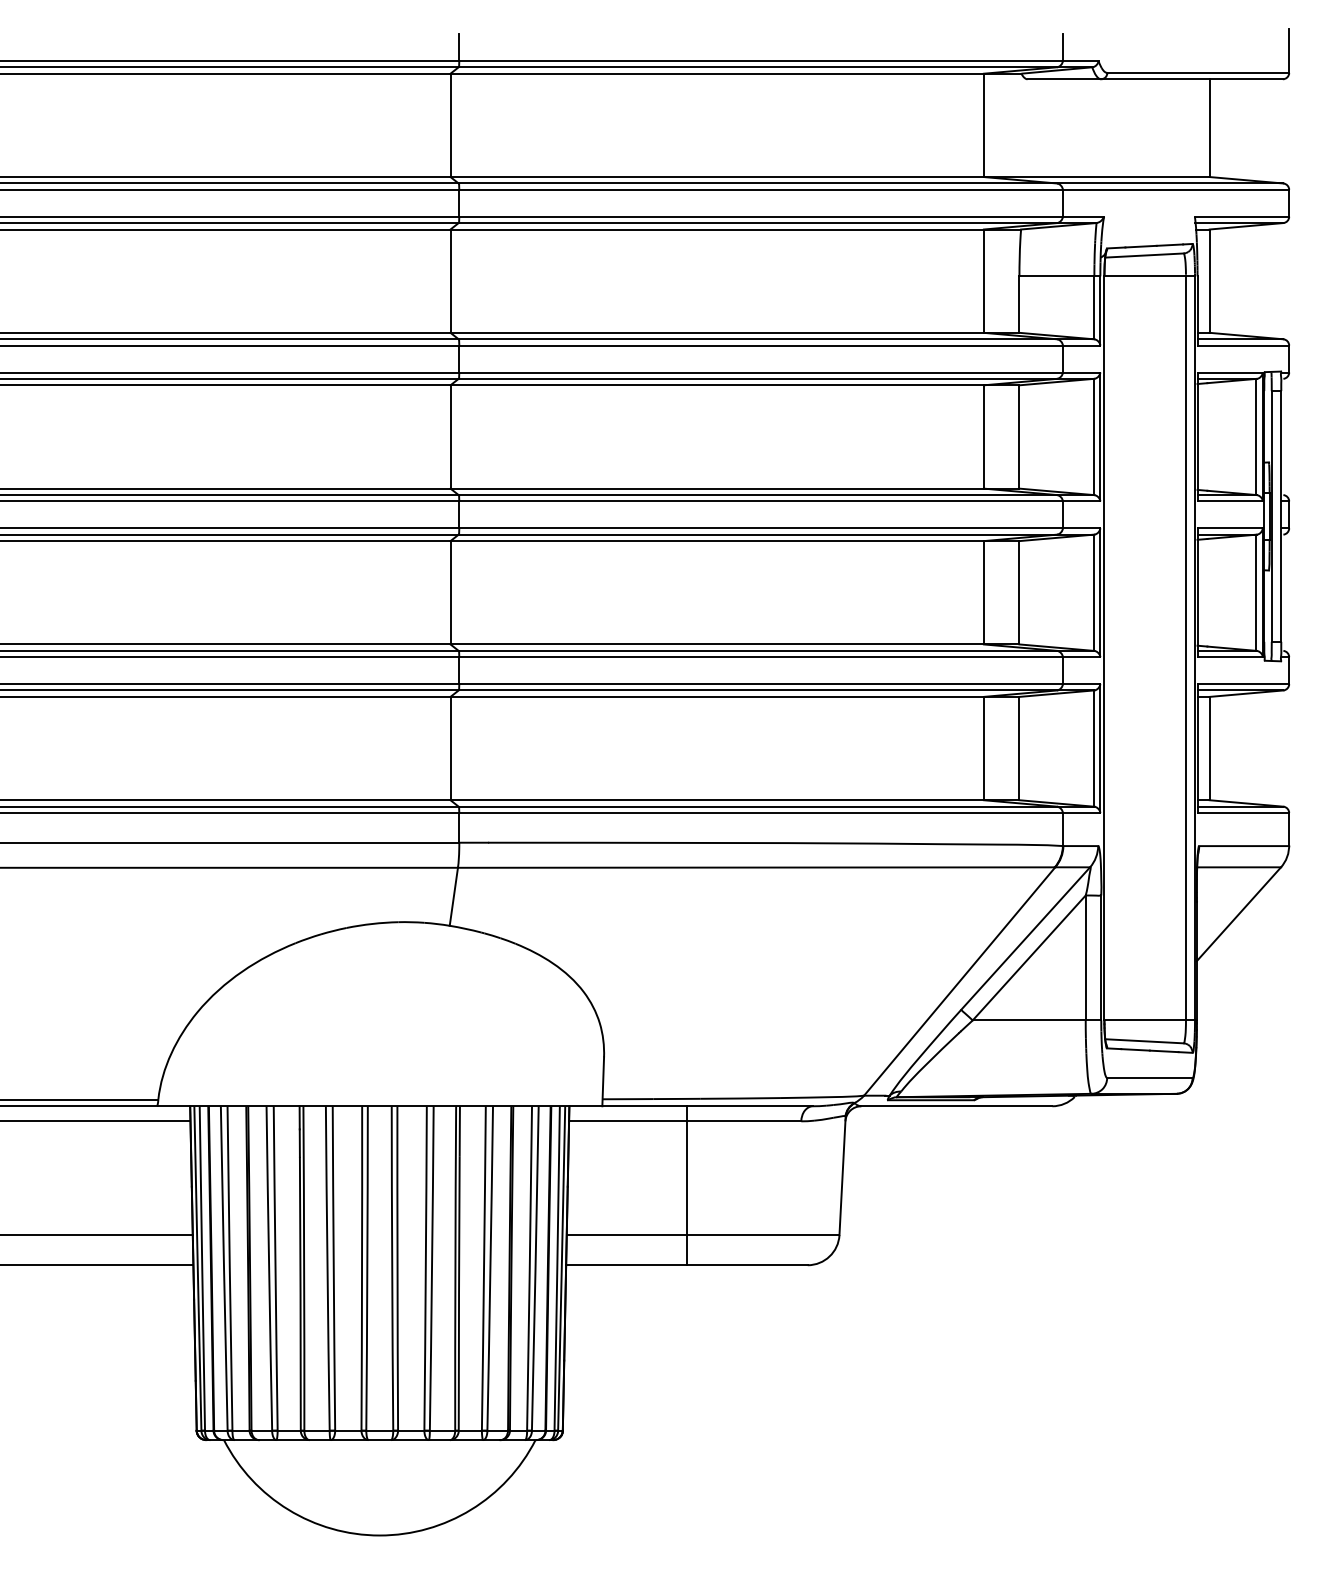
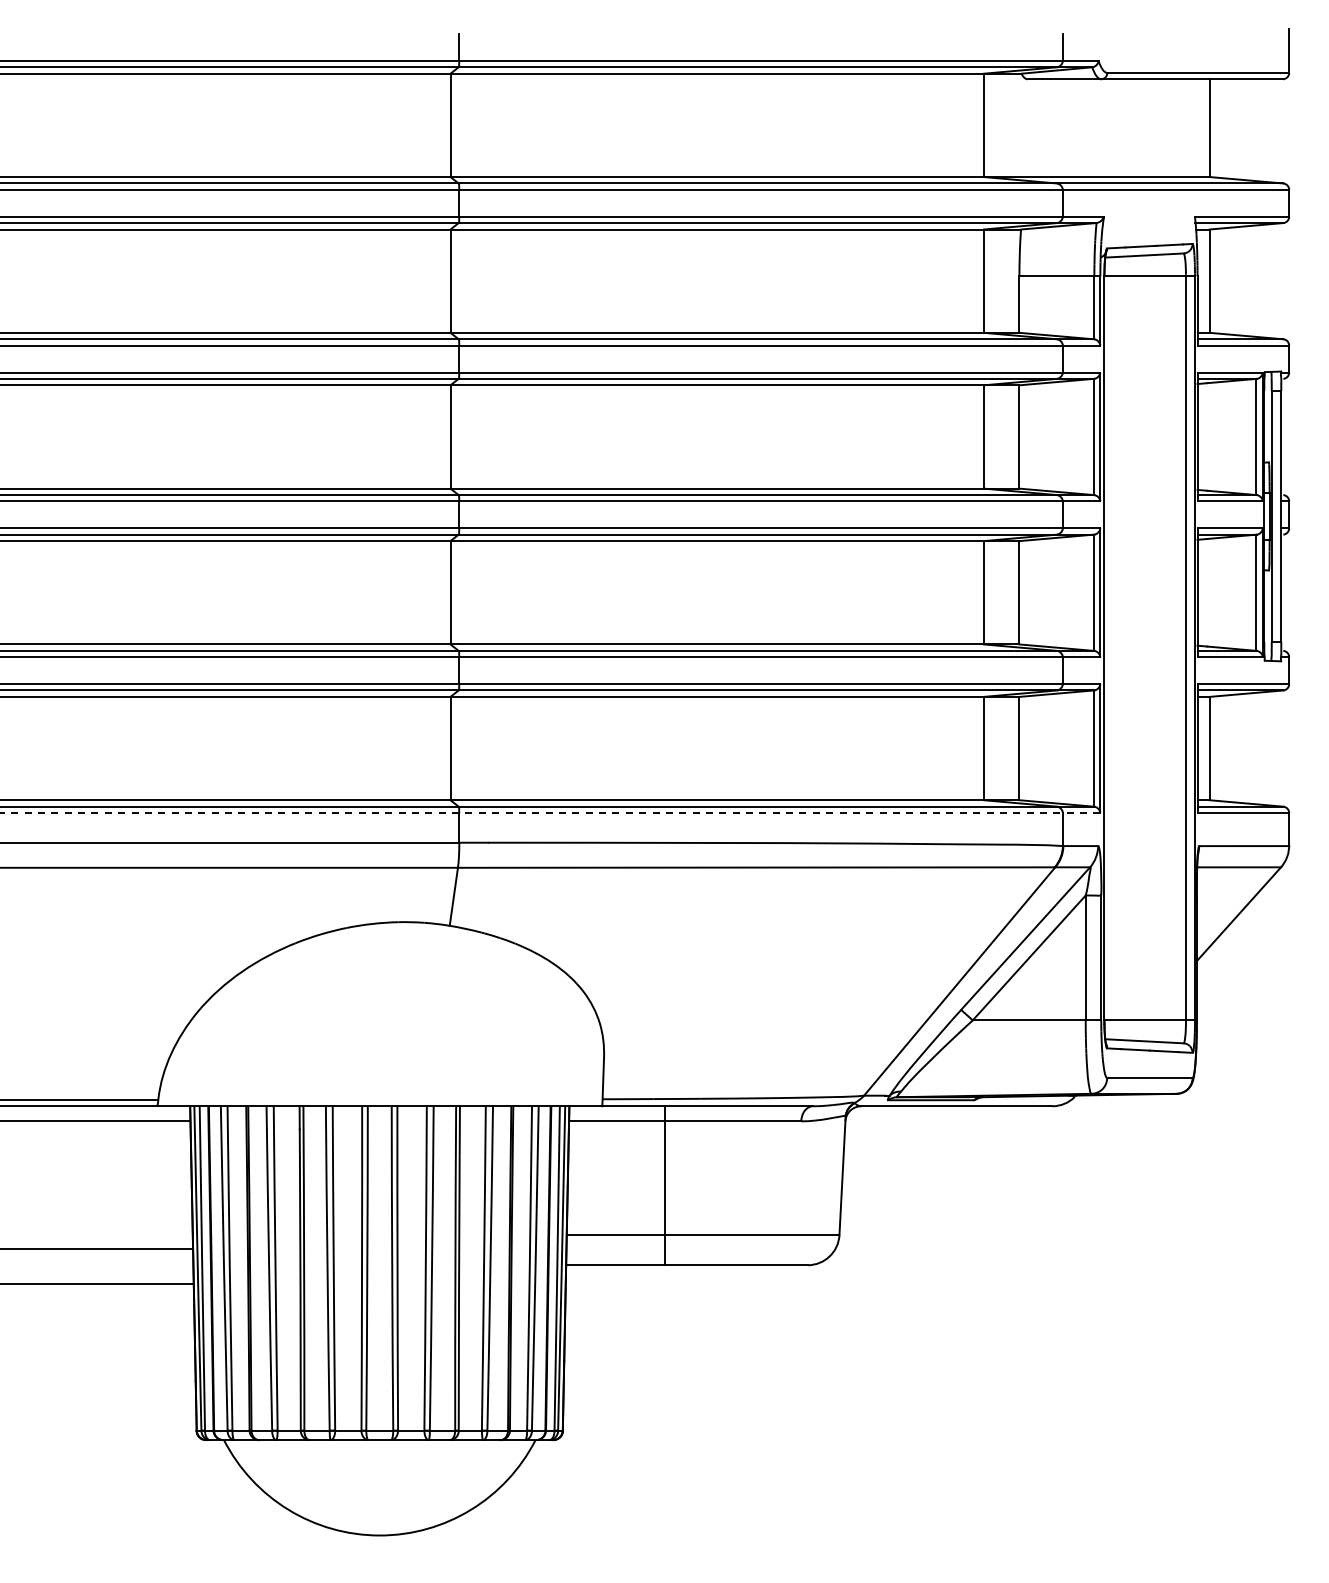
line: solid -> dashed (550, 813)
line position: (687, 1185) -> (665, 1185) (665, 1185)
line position: (97, 1235) -> (97, 1249) (97, 1249)
line position: (97, 1265) -> (97, 1284) (97, 1284)
